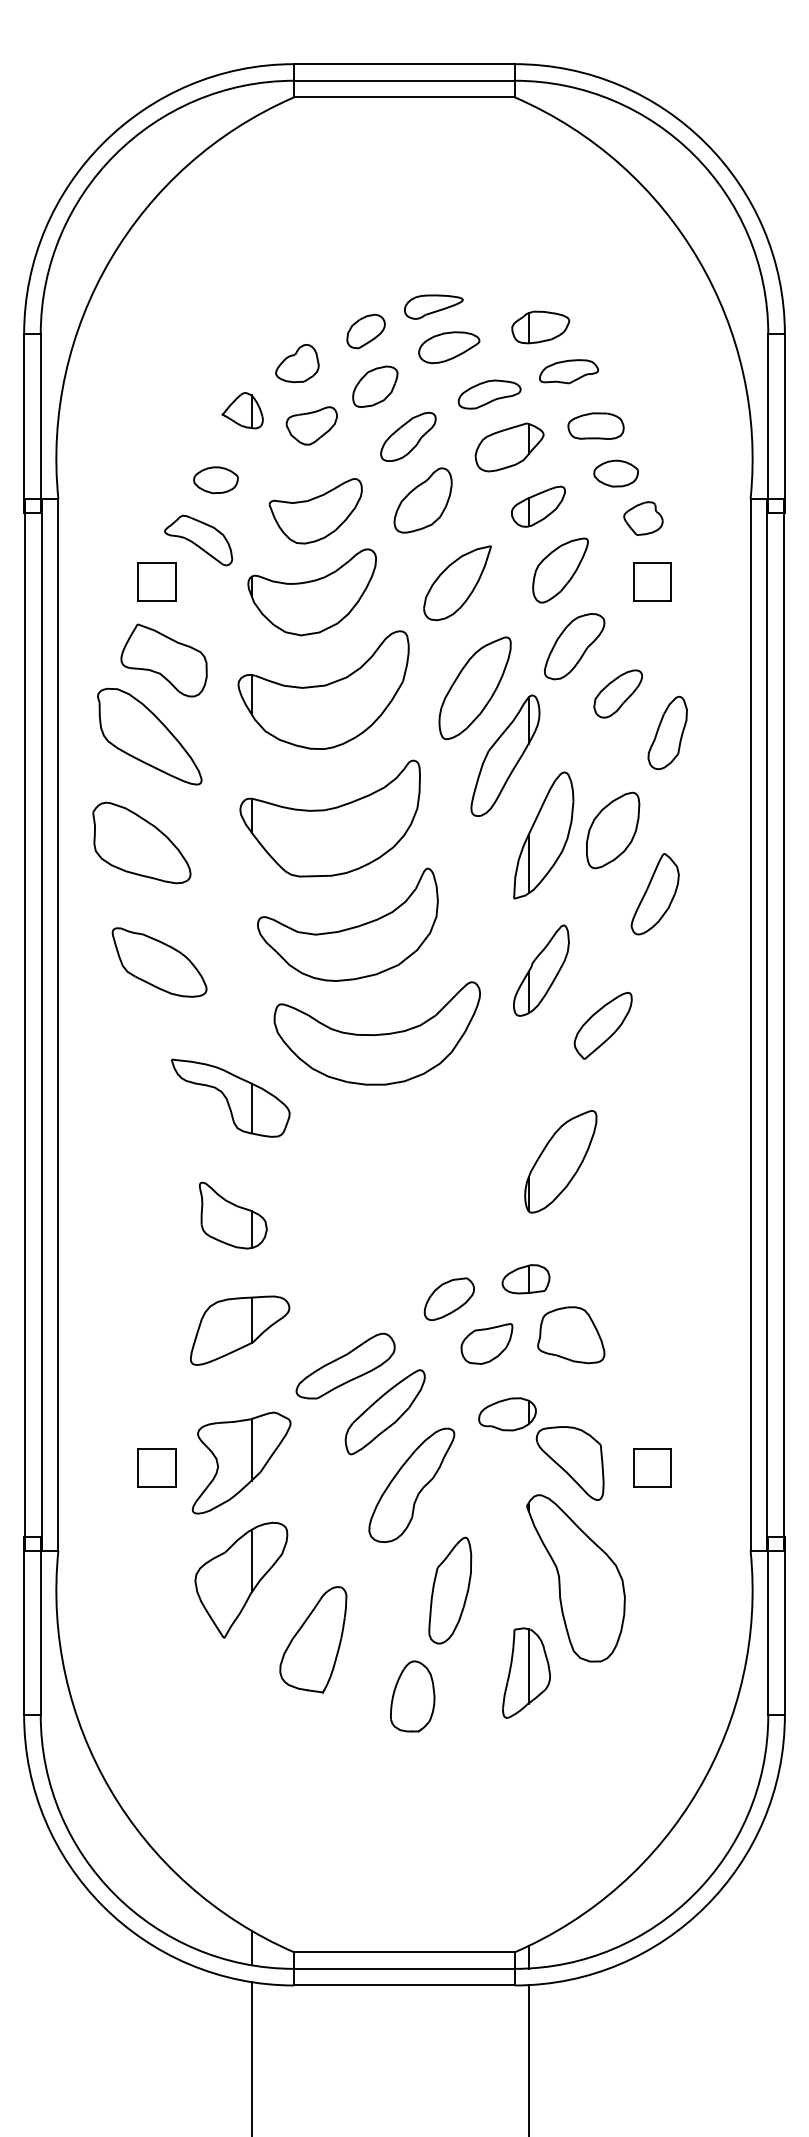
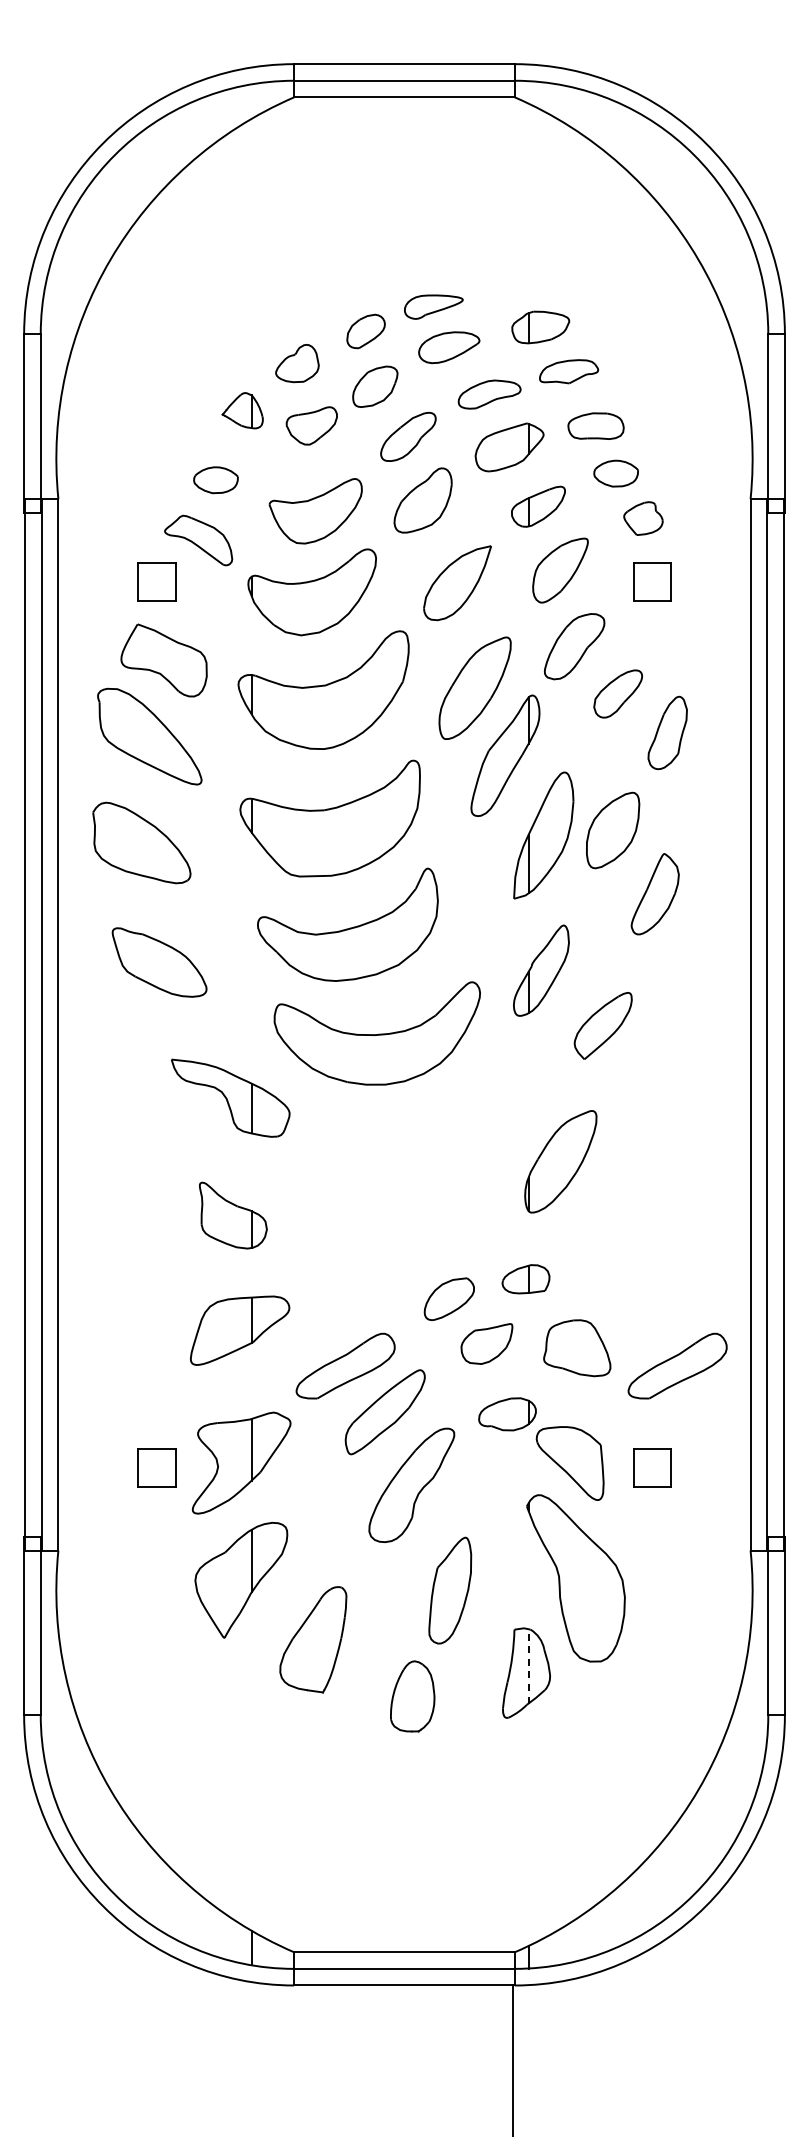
part position: (571, 1335) -> (577, 1348) (577, 1348)
part: none -> present (677, 1365)
line: solid -> dashed (528, 1665)
line: present -> none (251, 2057)
line position: (528, 2059) -> (512, 2059) (512, 2059)
